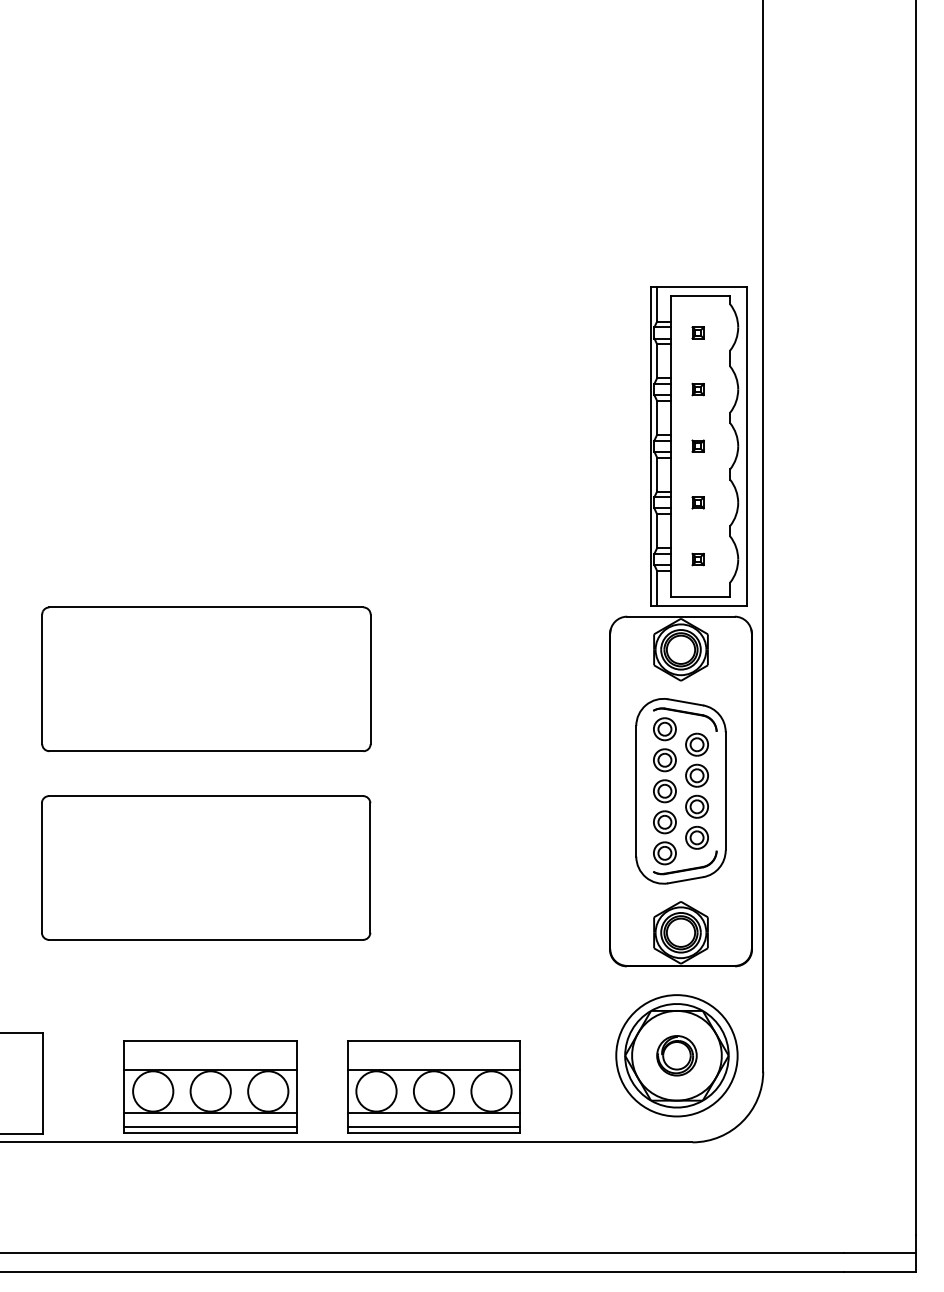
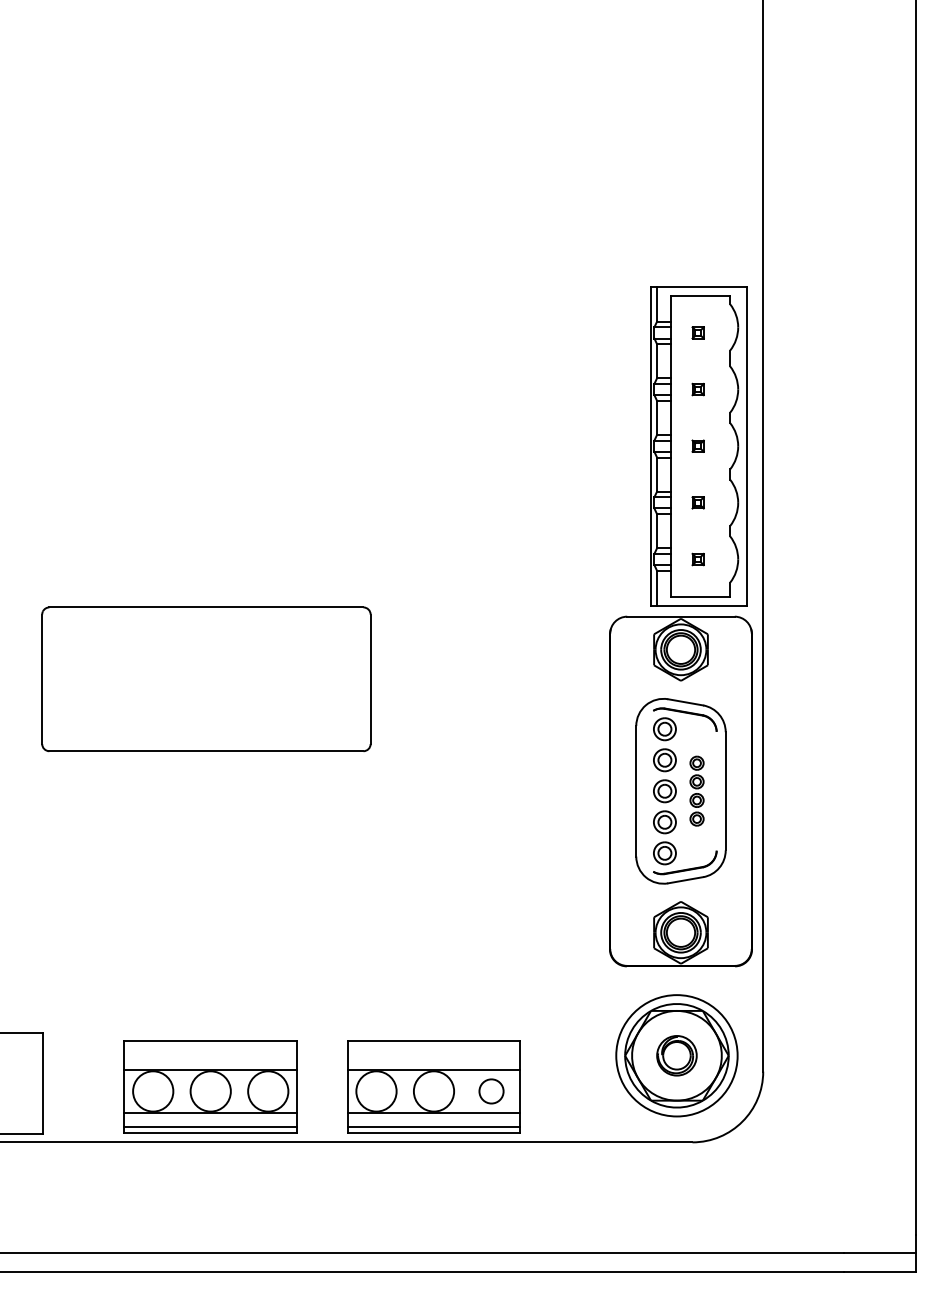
part size: 24x118 px -> 16x72 px (696, 790)
part: present -> none (206, 867)
circle diameter: 40 px -> 24 px (491, 1091)
